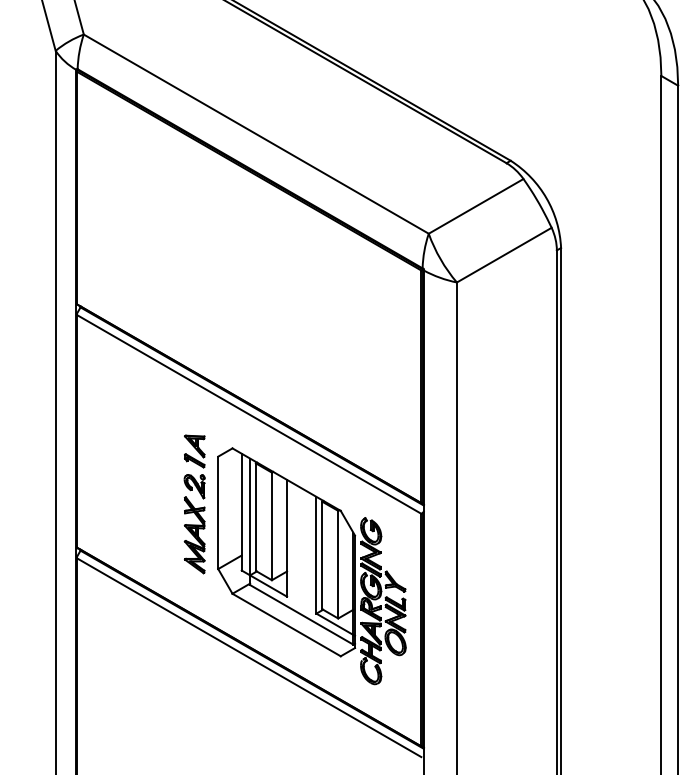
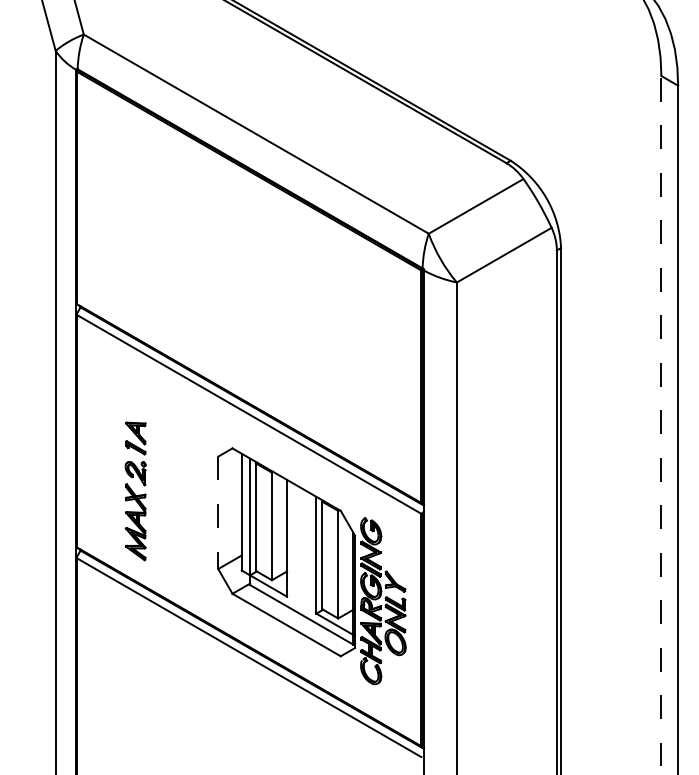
line: solid -> dashed (661, 424)
part position: (194, 504) -> (135, 491) (135, 491)
line: solid -> dashed (218, 513)
